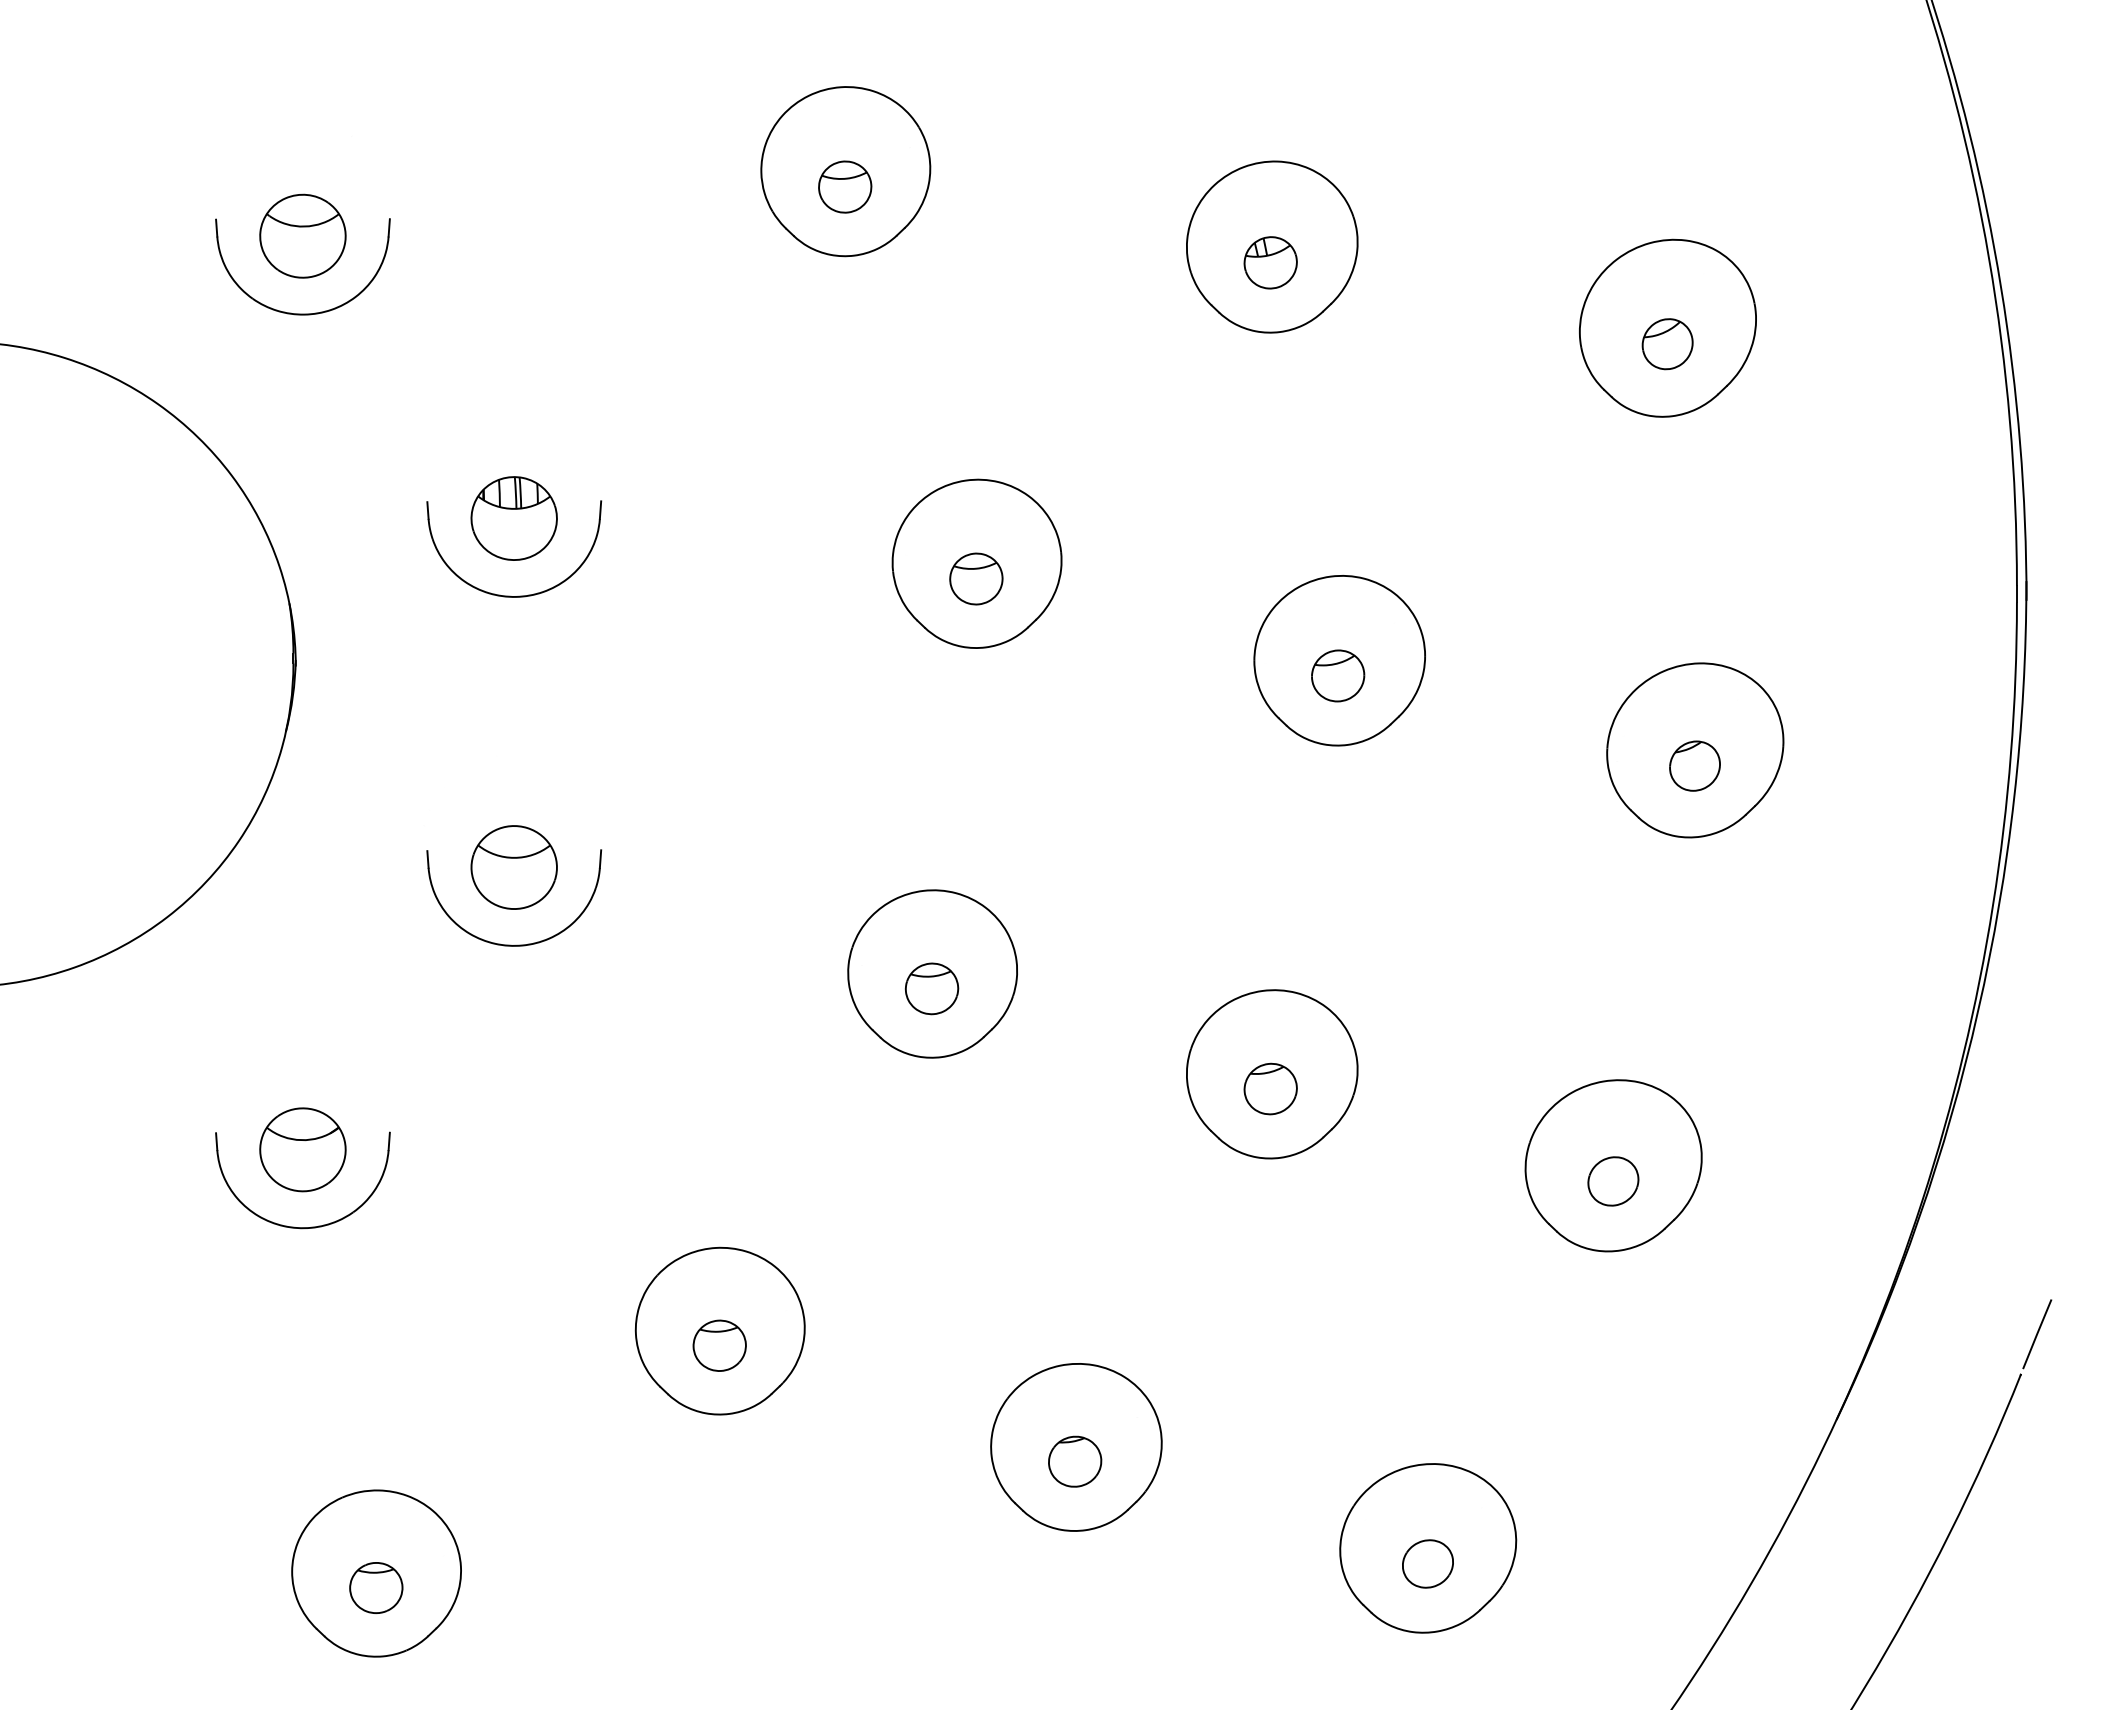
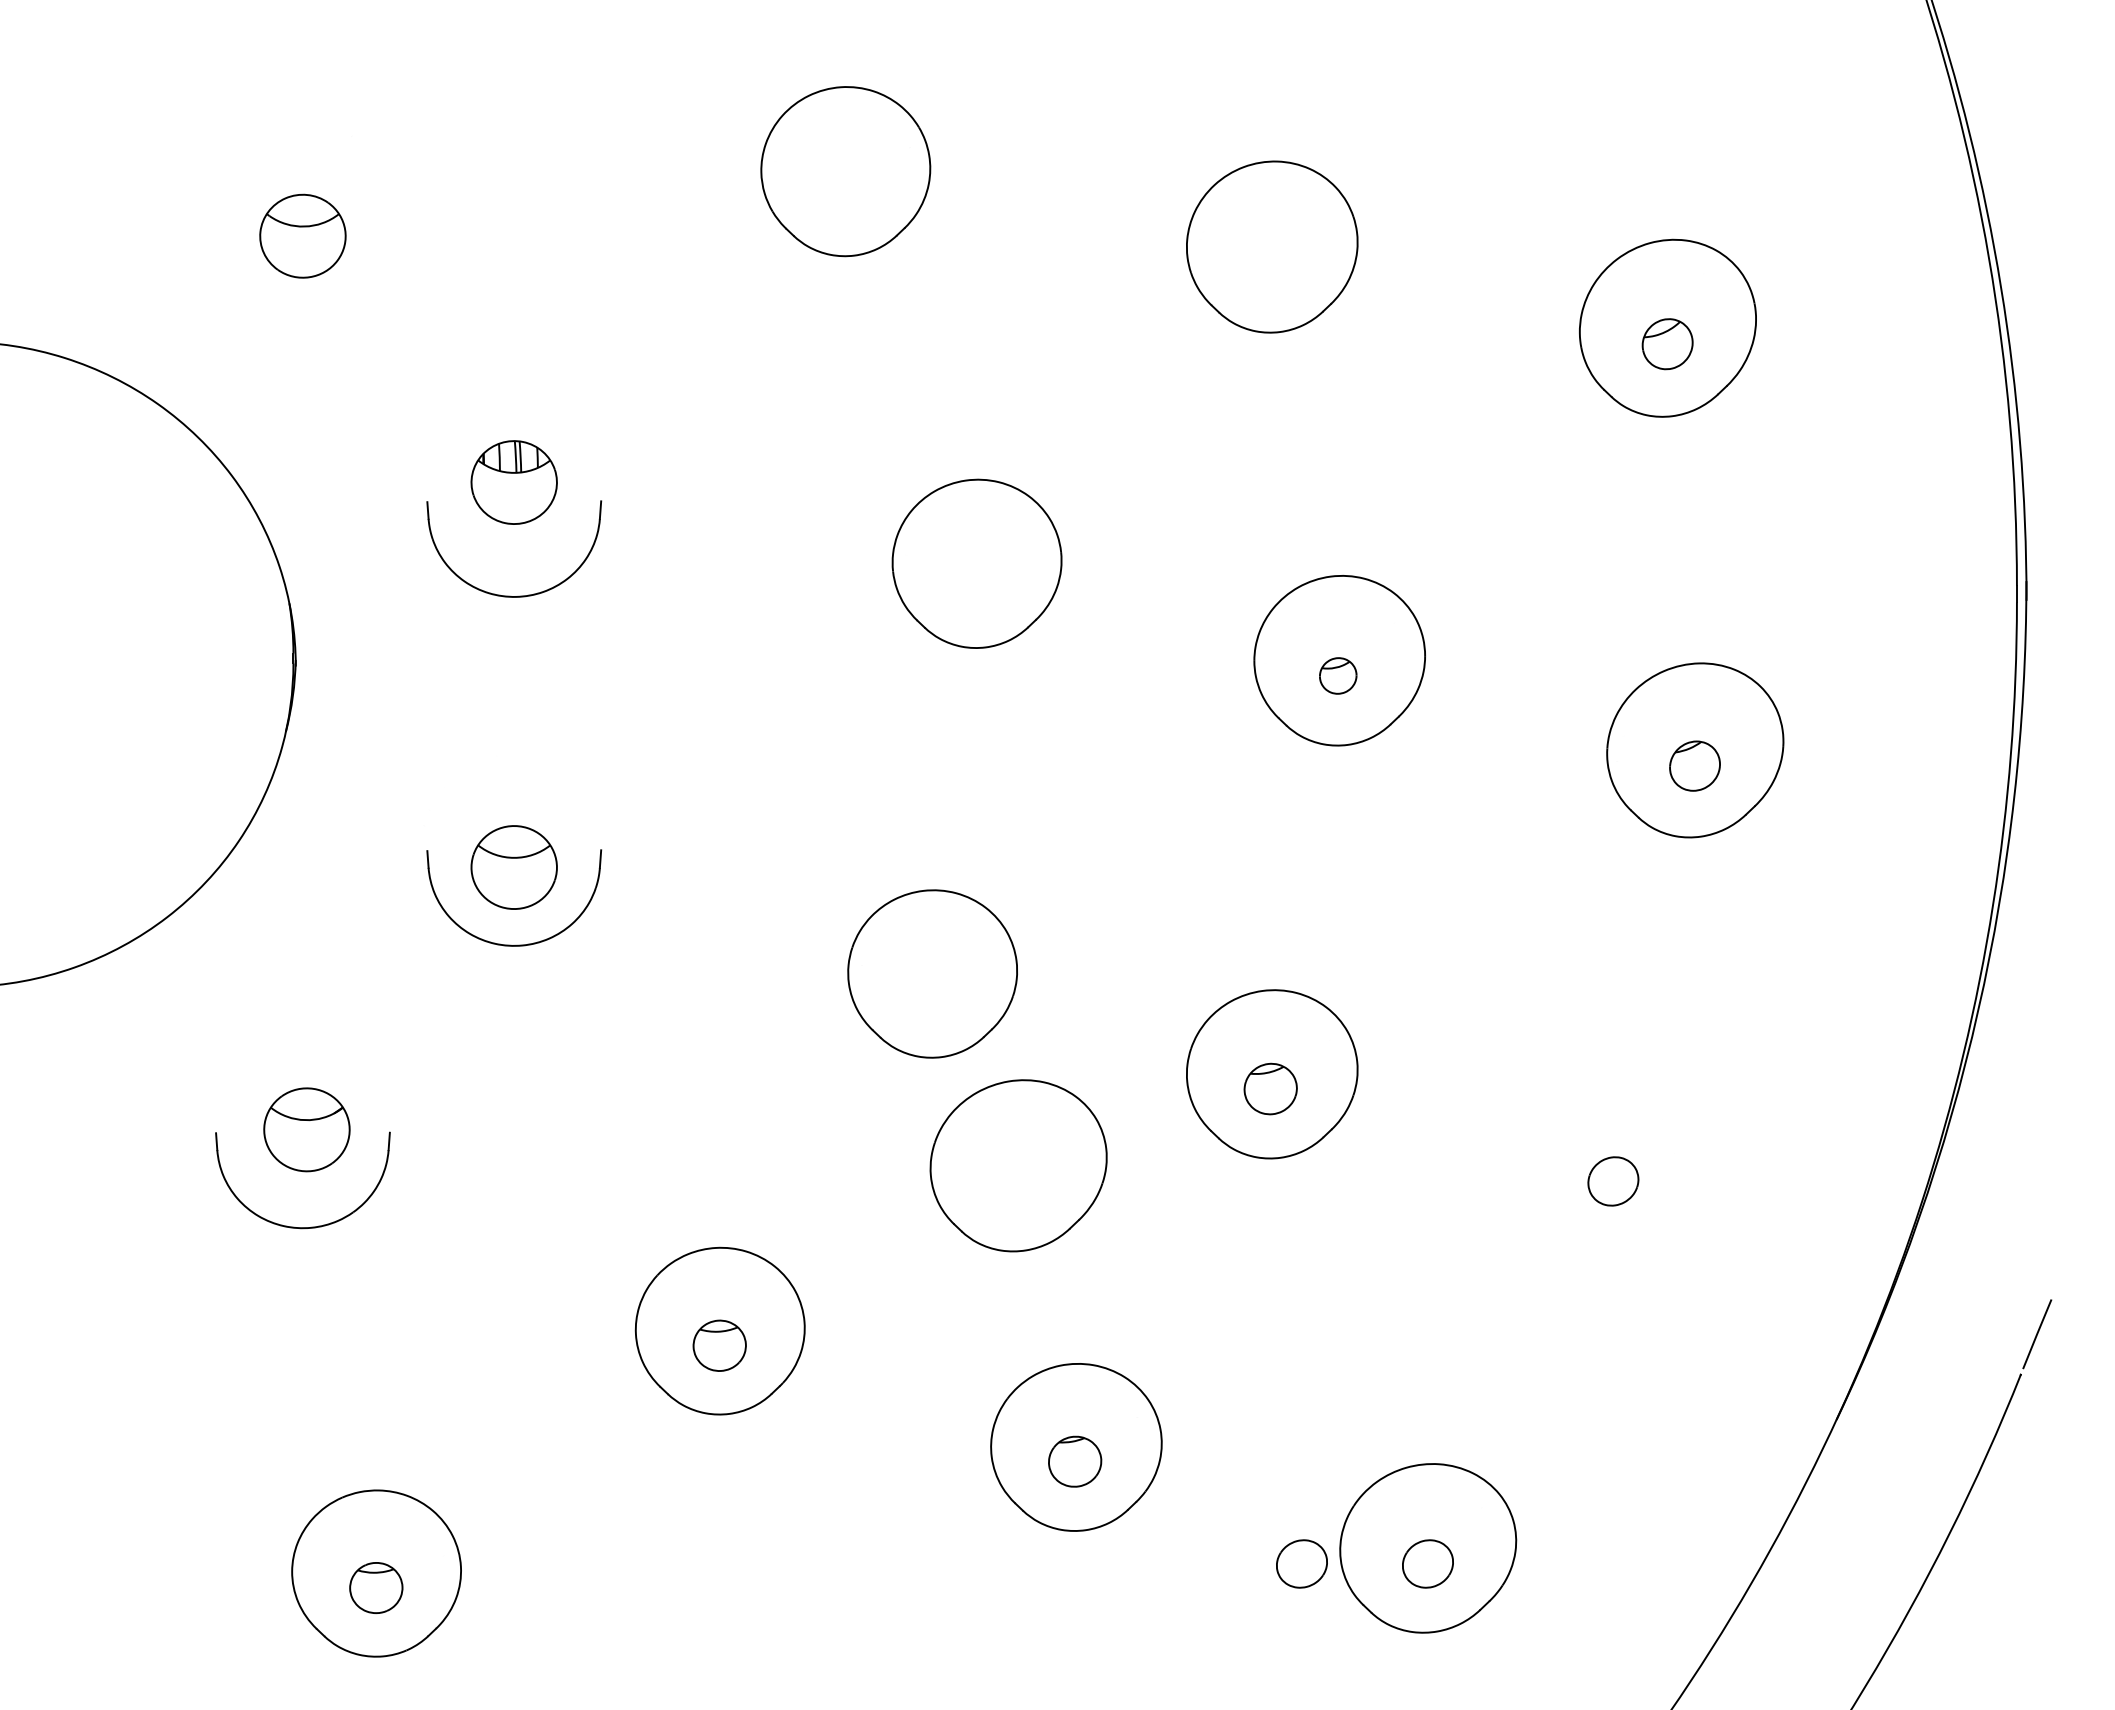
part: present -> none (845, 186)
part: present -> none (1270, 262)
part: present -> none (302, 313)
part position: (513, 518) -> (513, 482) (513, 482)
part: present -> none (976, 578)
part size: 55x54 px -> 39x38 px (1338, 675)
part: present -> none (931, 988)
part position: (302, 1149) -> (306, 1129) (306, 1129)
part position: (1613, 1165) -> (1018, 1165) (1018, 1165)
part: none -> present (1301, 1563)
